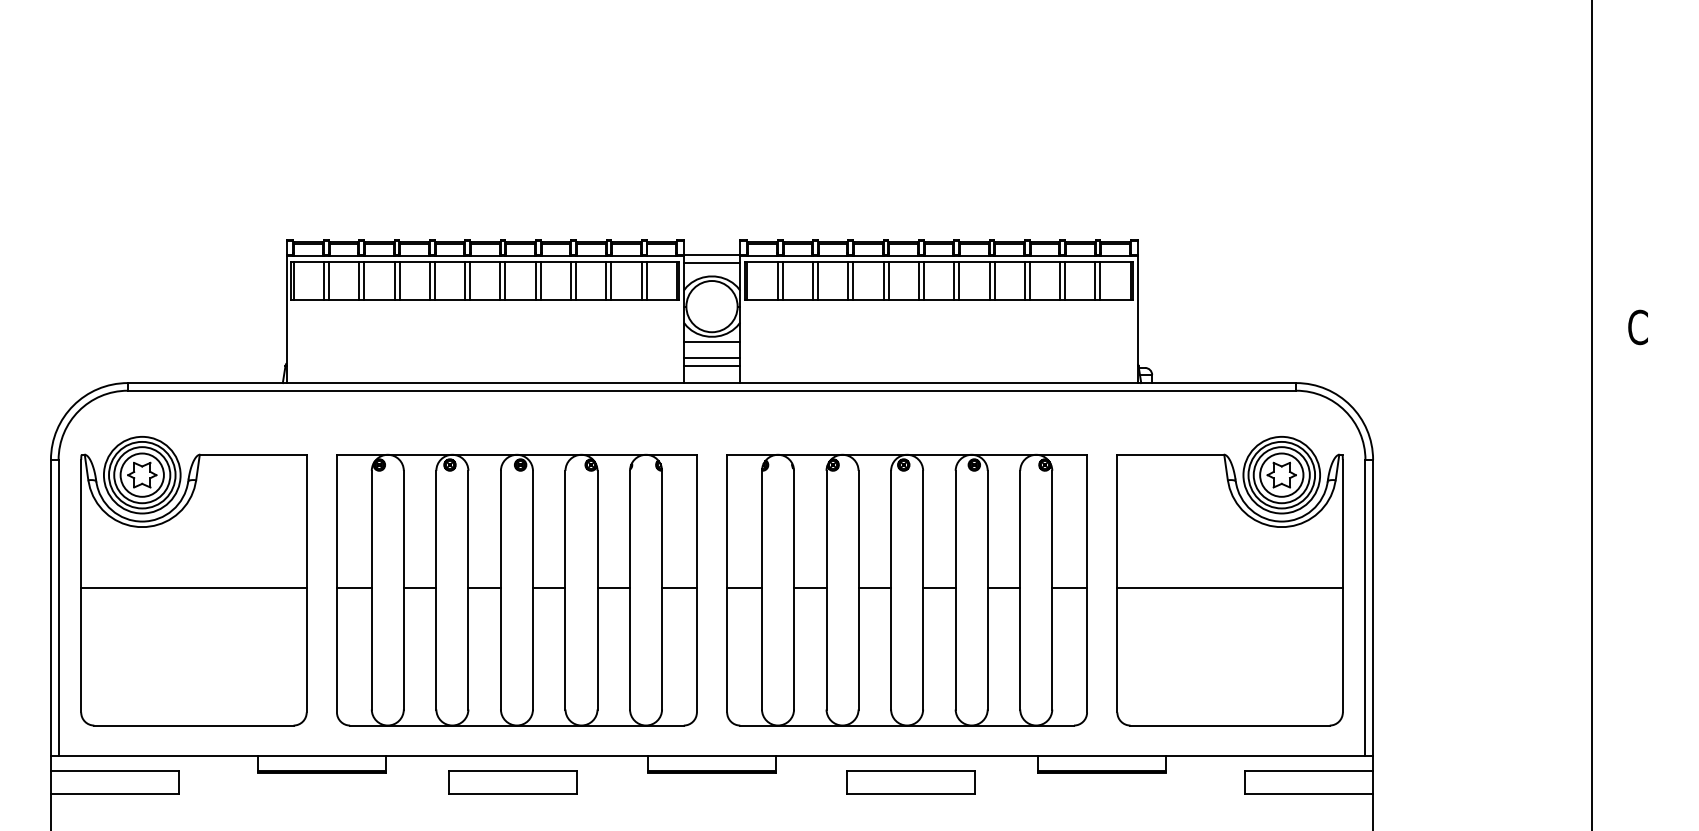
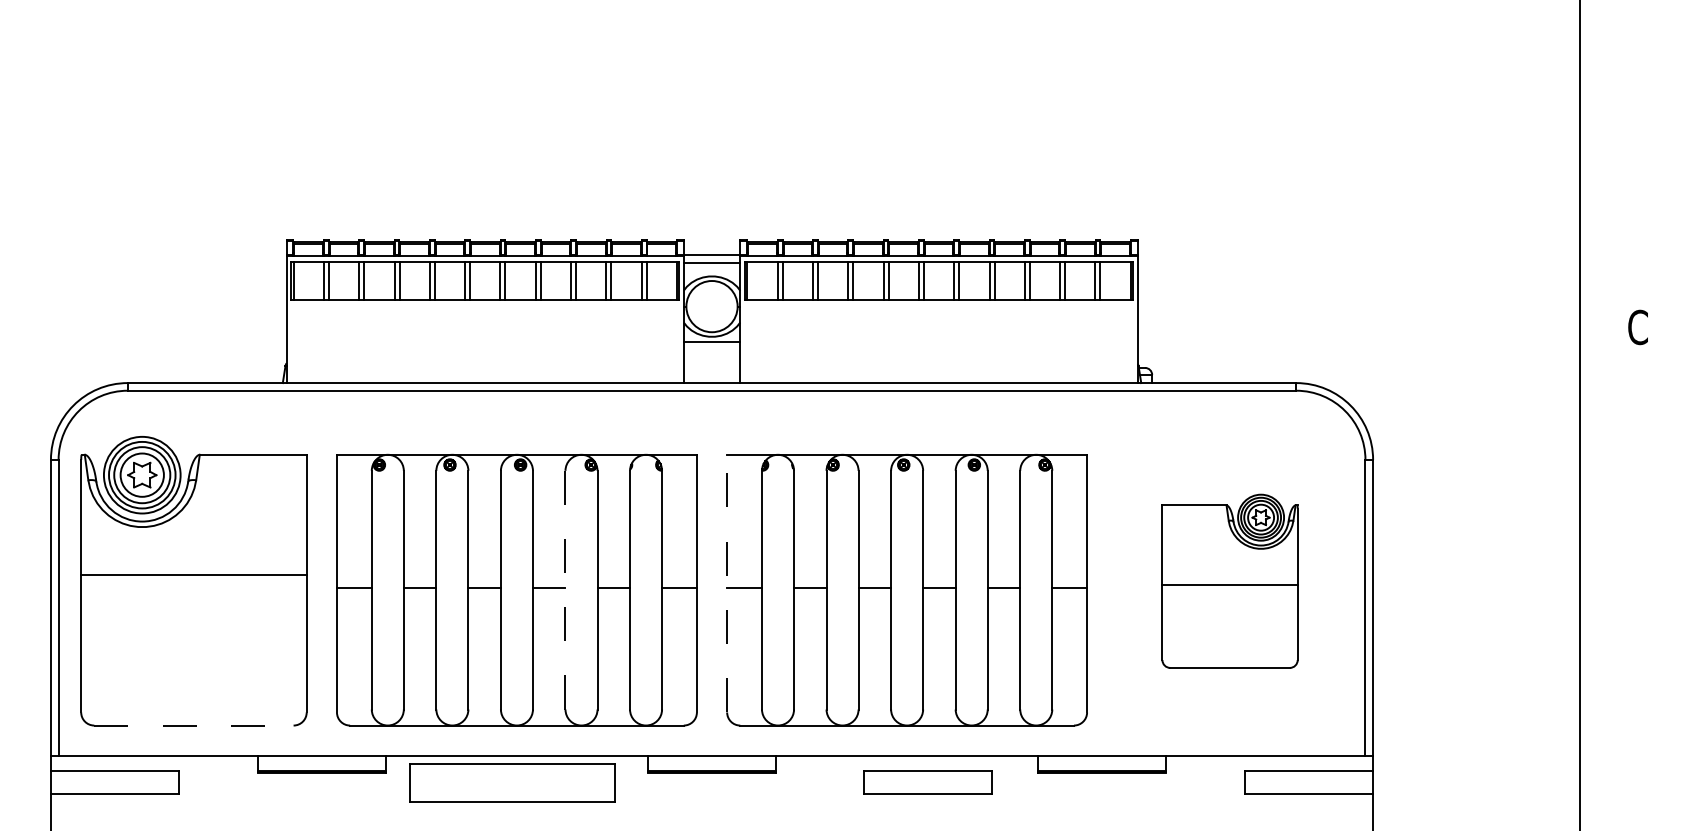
line: present -> none (712, 357)
line: present -> none (712, 366)
line position: (1592, 414) -> (1580, 414) (1580, 414)
part size: 228x291 px -> 138x176 px (1229, 580)
line: solid -> dashed (727, 583)
line position: (193, 588) -> (193, 575) (193, 575)
line: solid -> dashed (565, 589)
line: solid -> dashed (193, 725)
part size: 130x25 px -> 207x40 px (512, 782)
part position: (910, 782) -> (927, 782) (927, 782)
